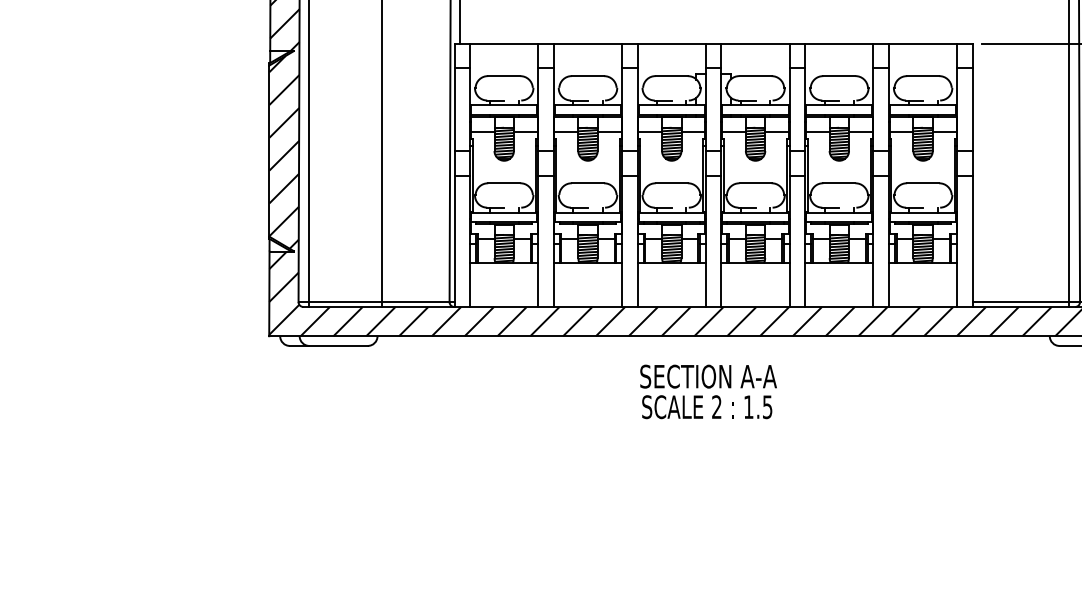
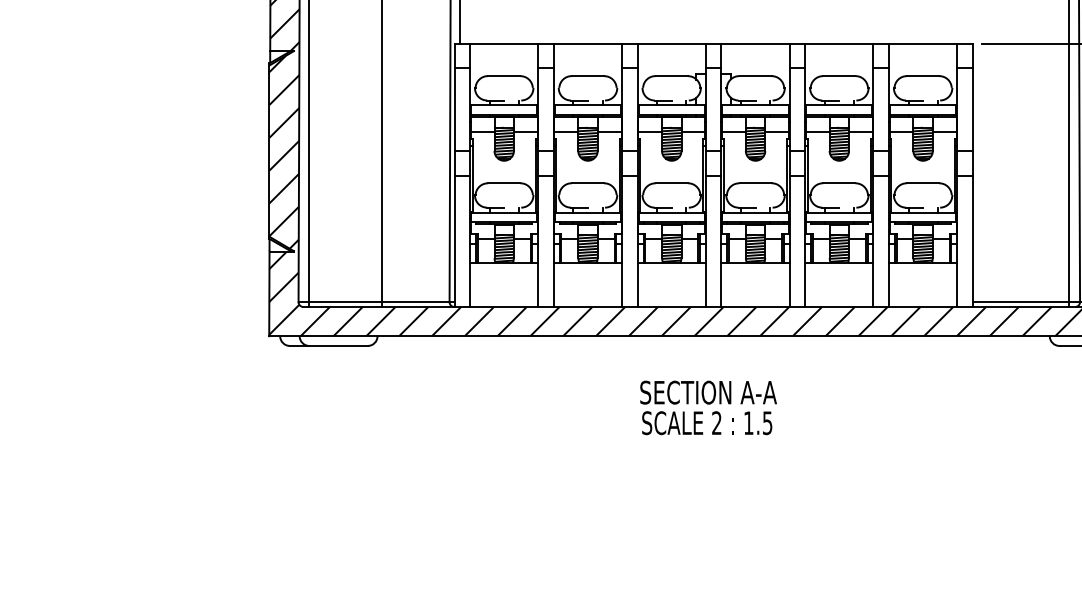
text position: (708, 391) -> (708, 407) (708, 407)
